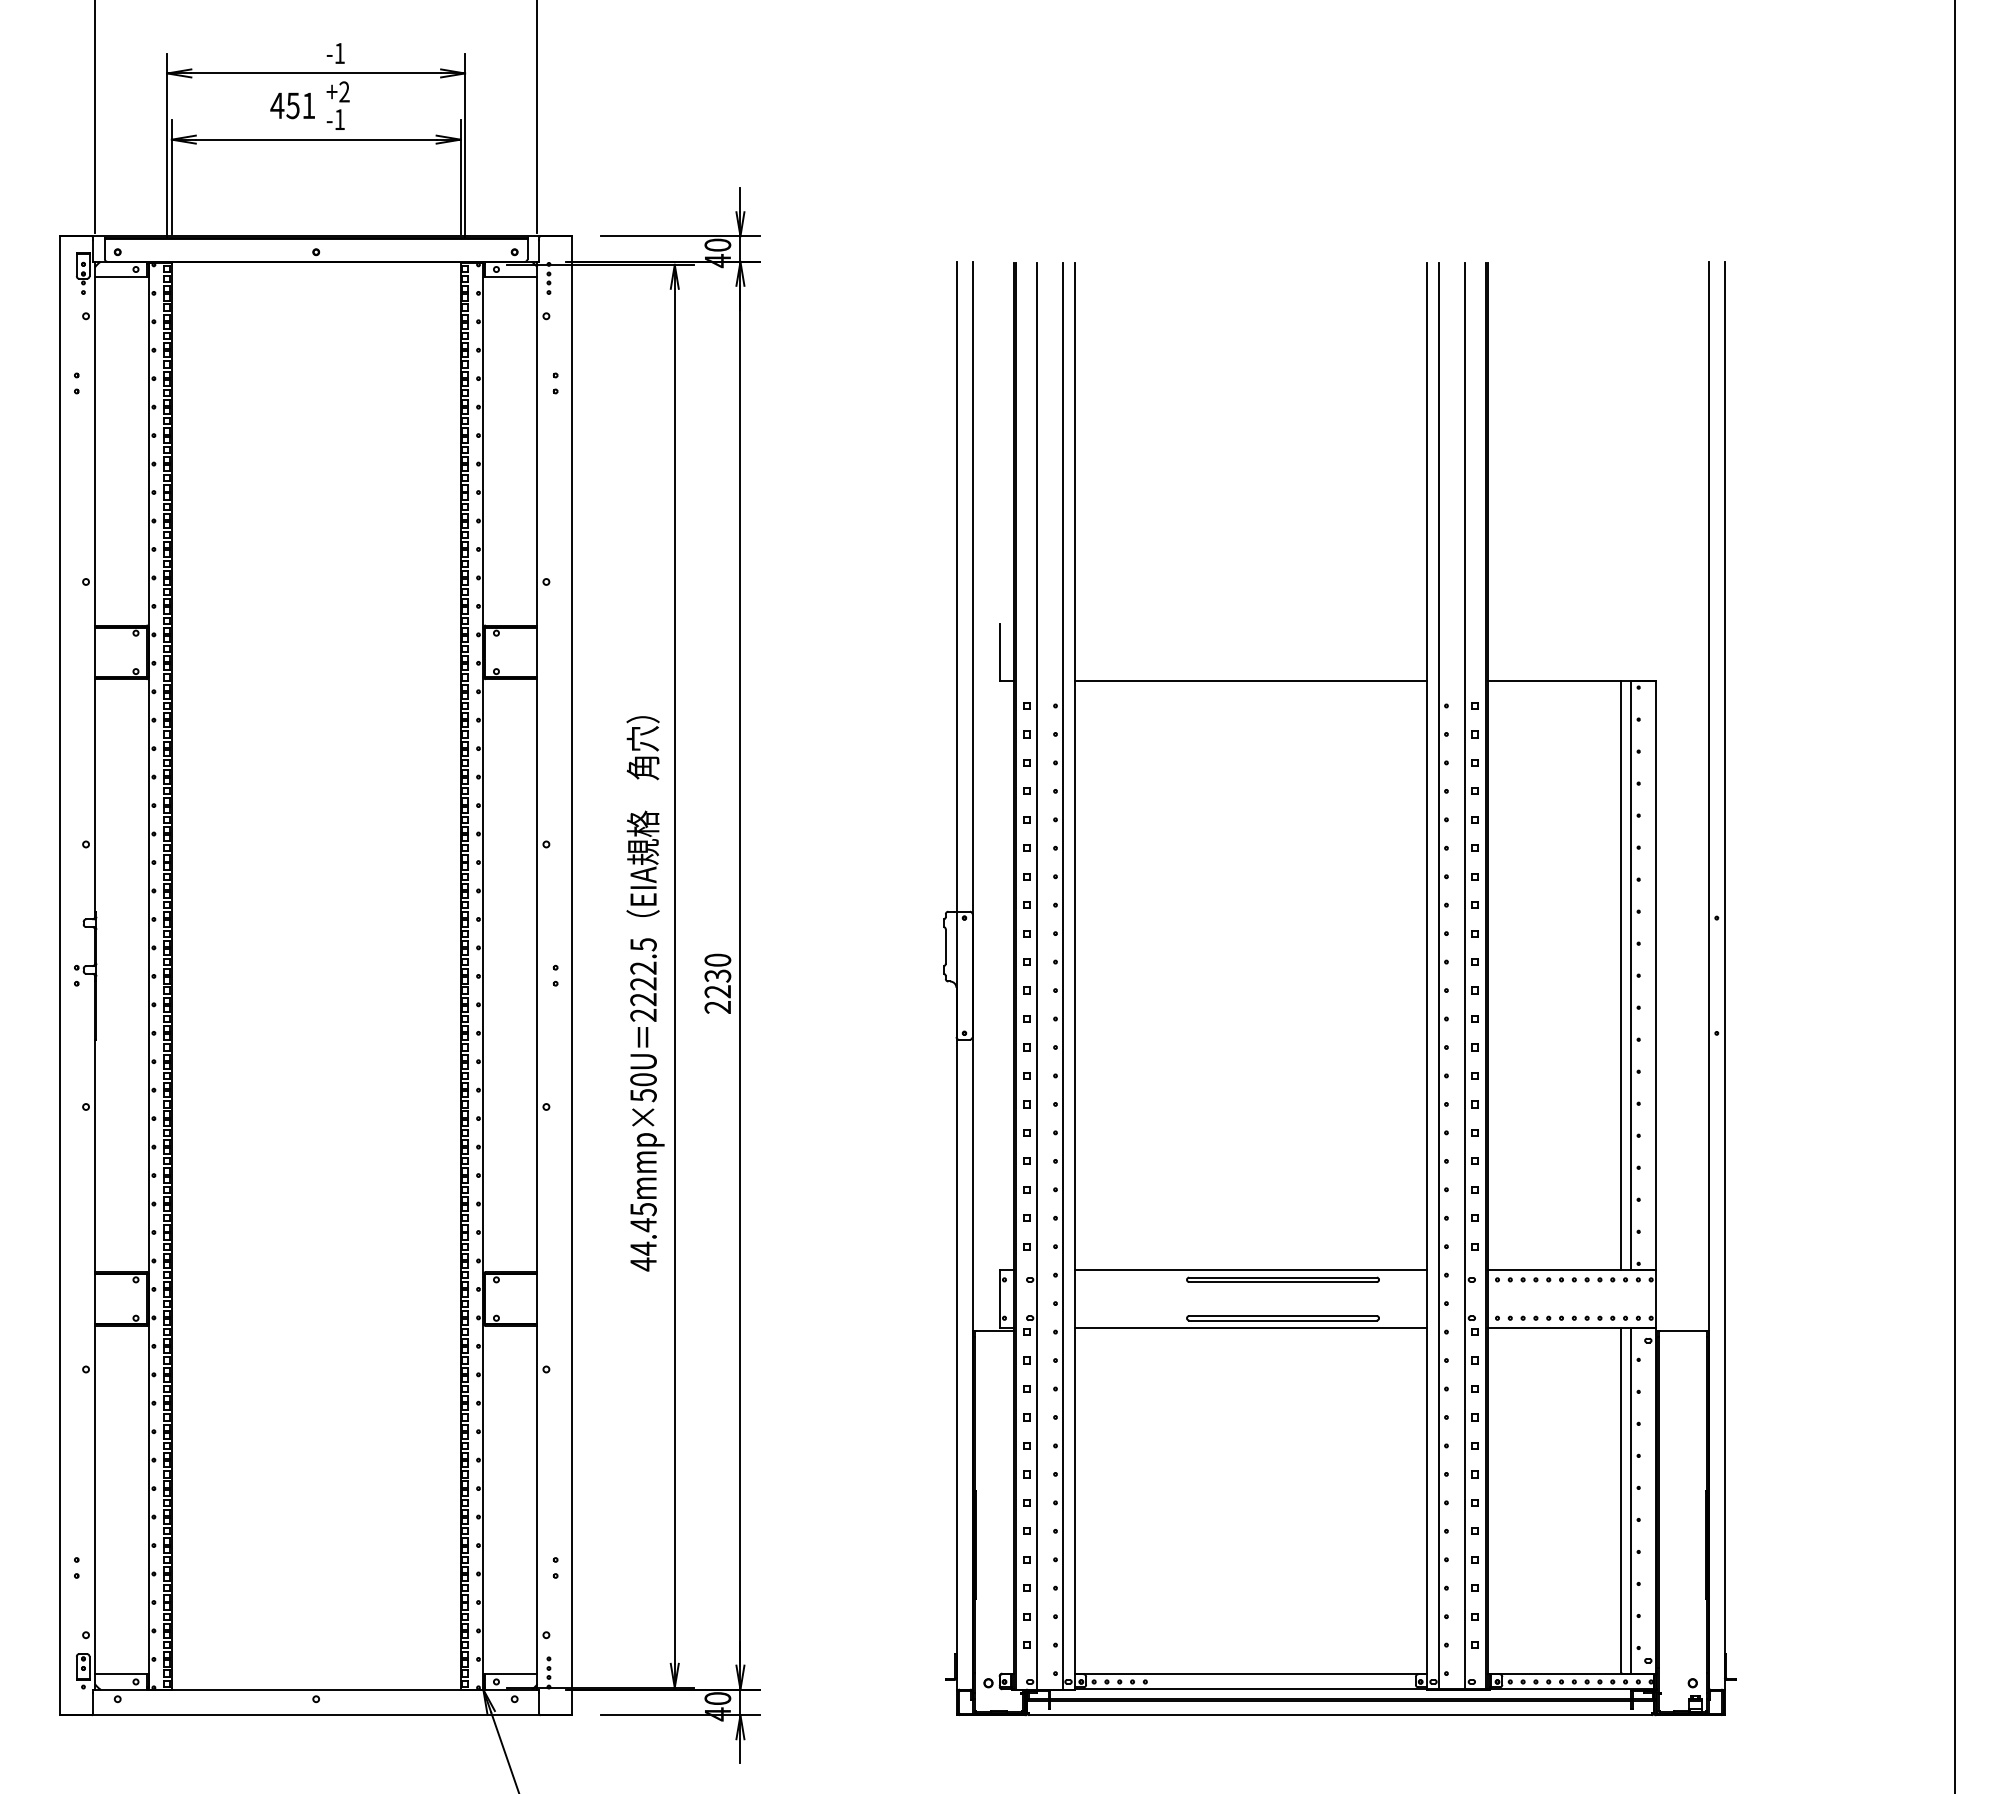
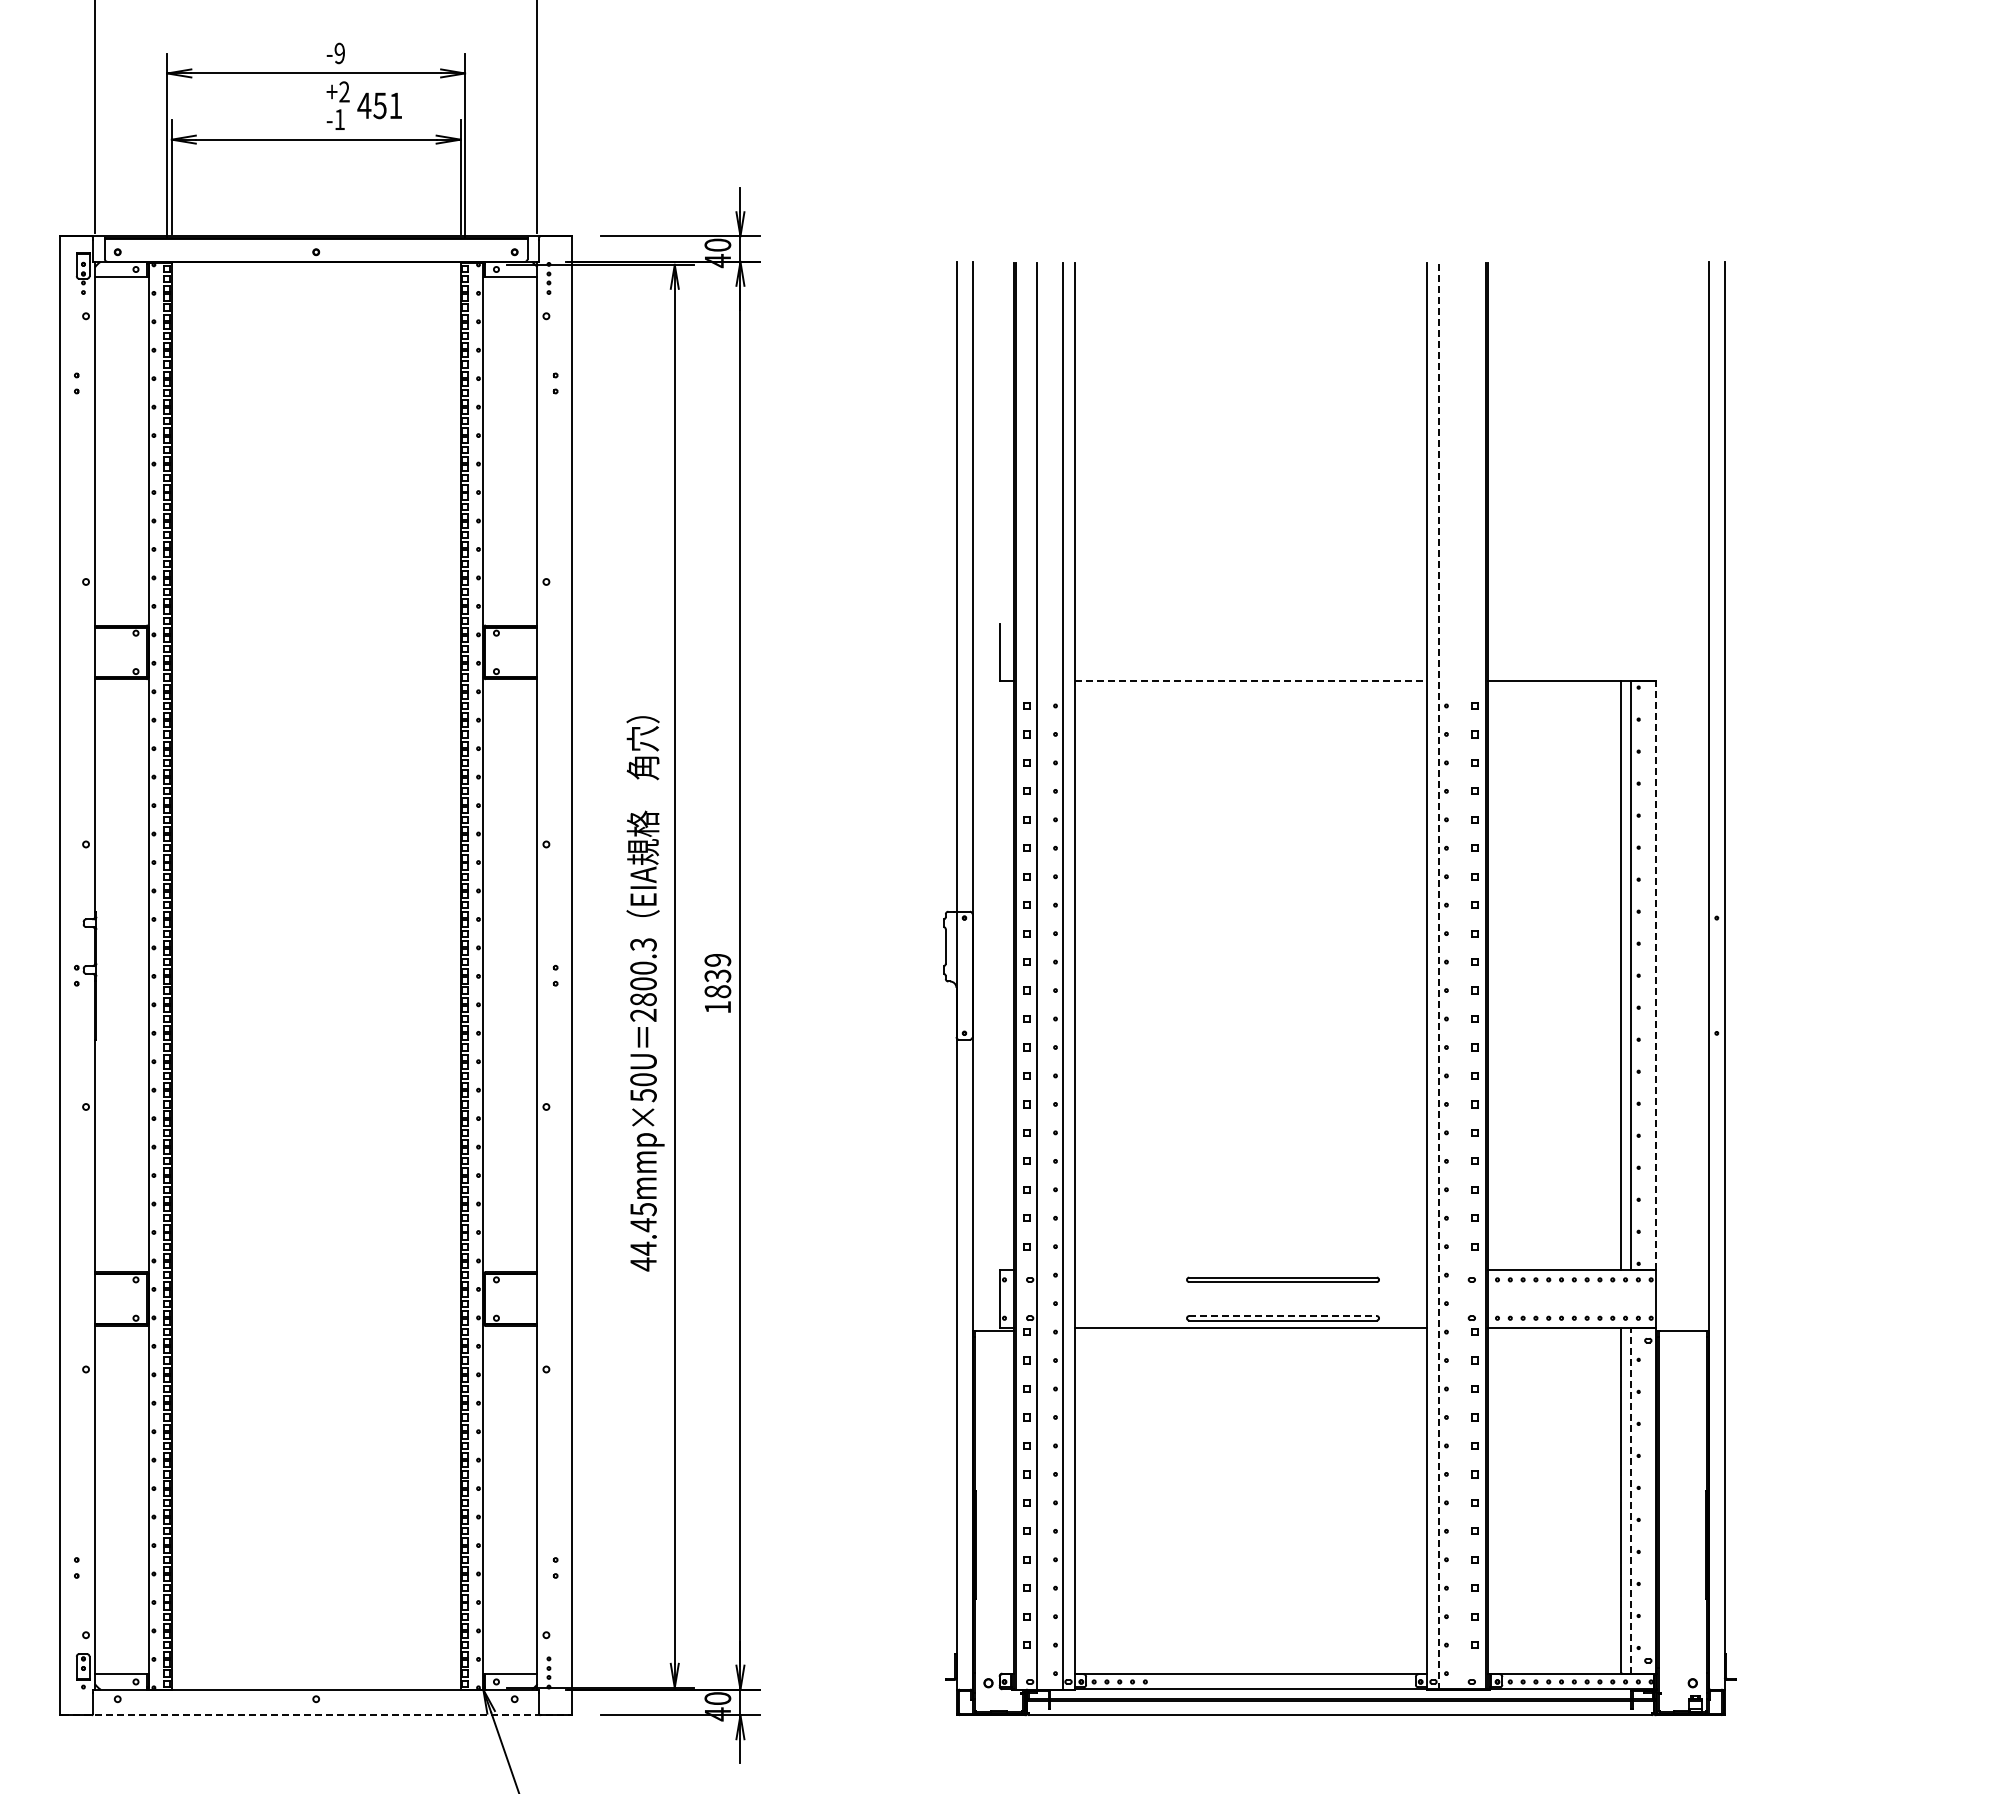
text: -1 -> -9 (339, 53)
text position: (292, 105) -> (379, 105) (379, 105)
line: solid -> dashed (1251, 681)
line: present -> none (1954, 896)
text: 2222.5 -> 2800.3 (643, 972)
line: solid -> dashed (1438, 975)
line: solid -> dashed (1655, 975)
line: present -> none (1465, 976)
text: 2230 -> 1839 (717, 983)
line: present -> none (1250, 1270)
line: solid -> dashed (1283, 1316)
line: solid -> dashed (1631, 1500)
line: solid -> dashed (316, 1715)
